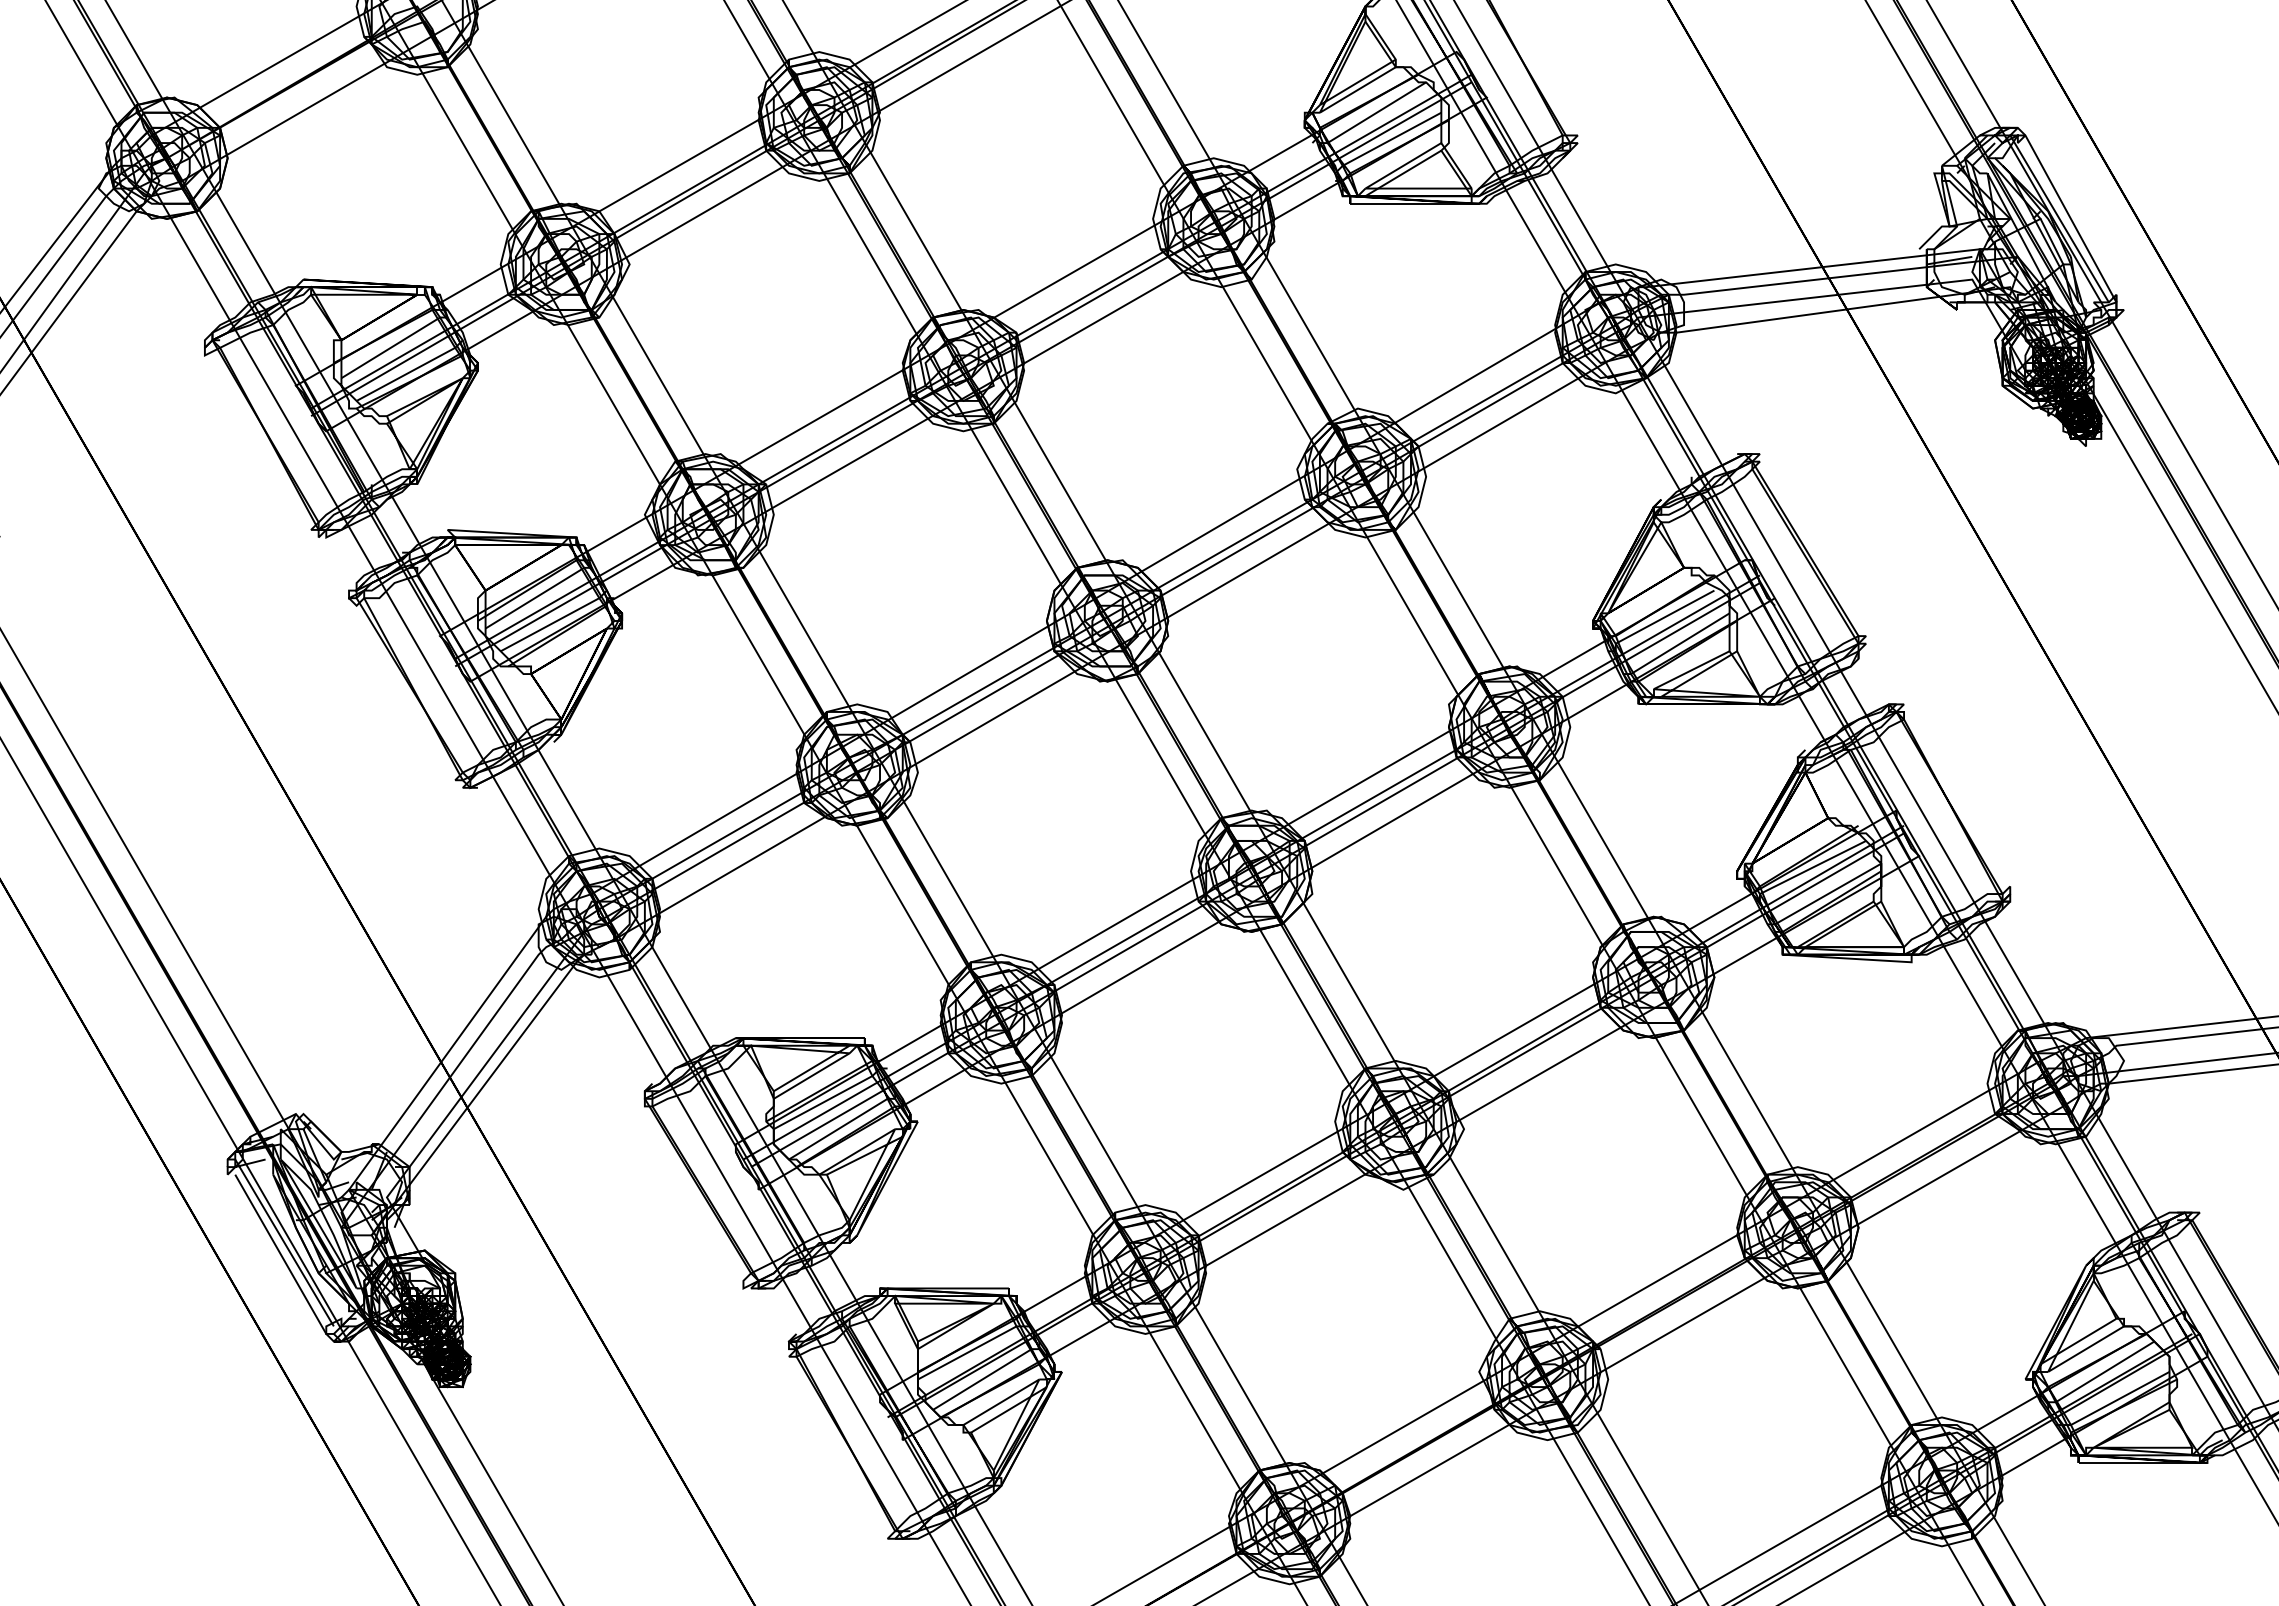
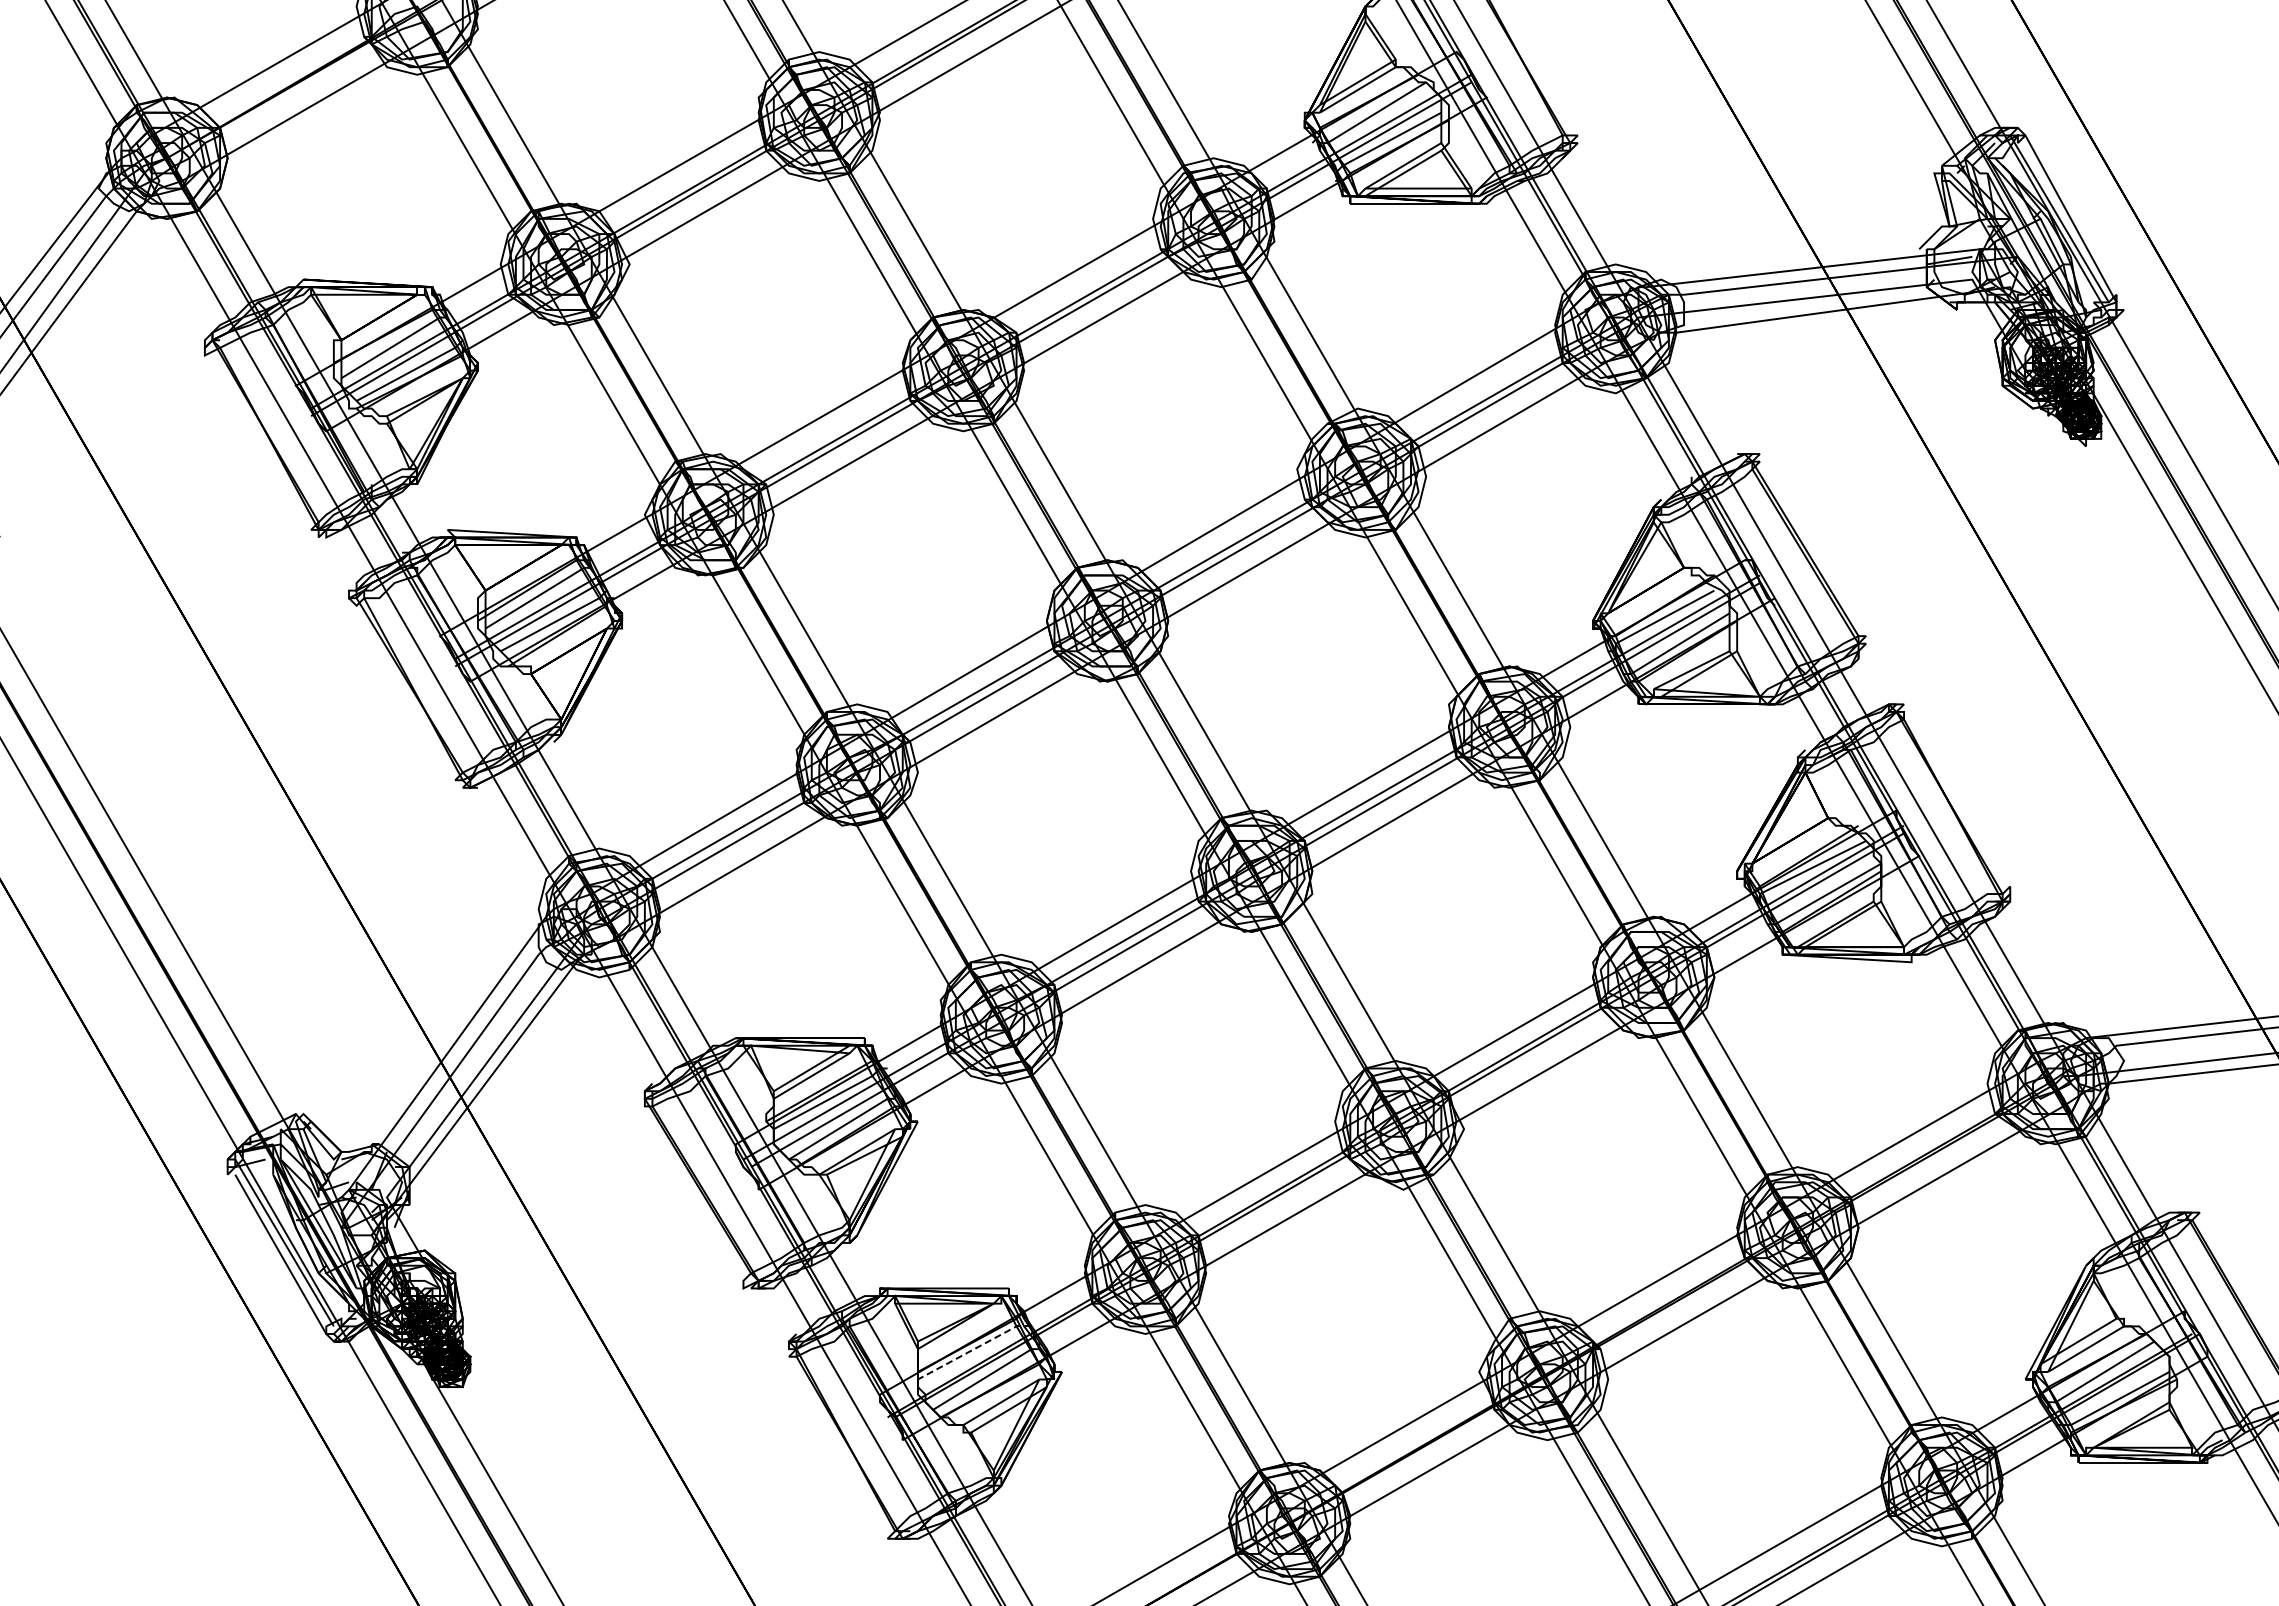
line: solid -> dashed (974, 1348)
